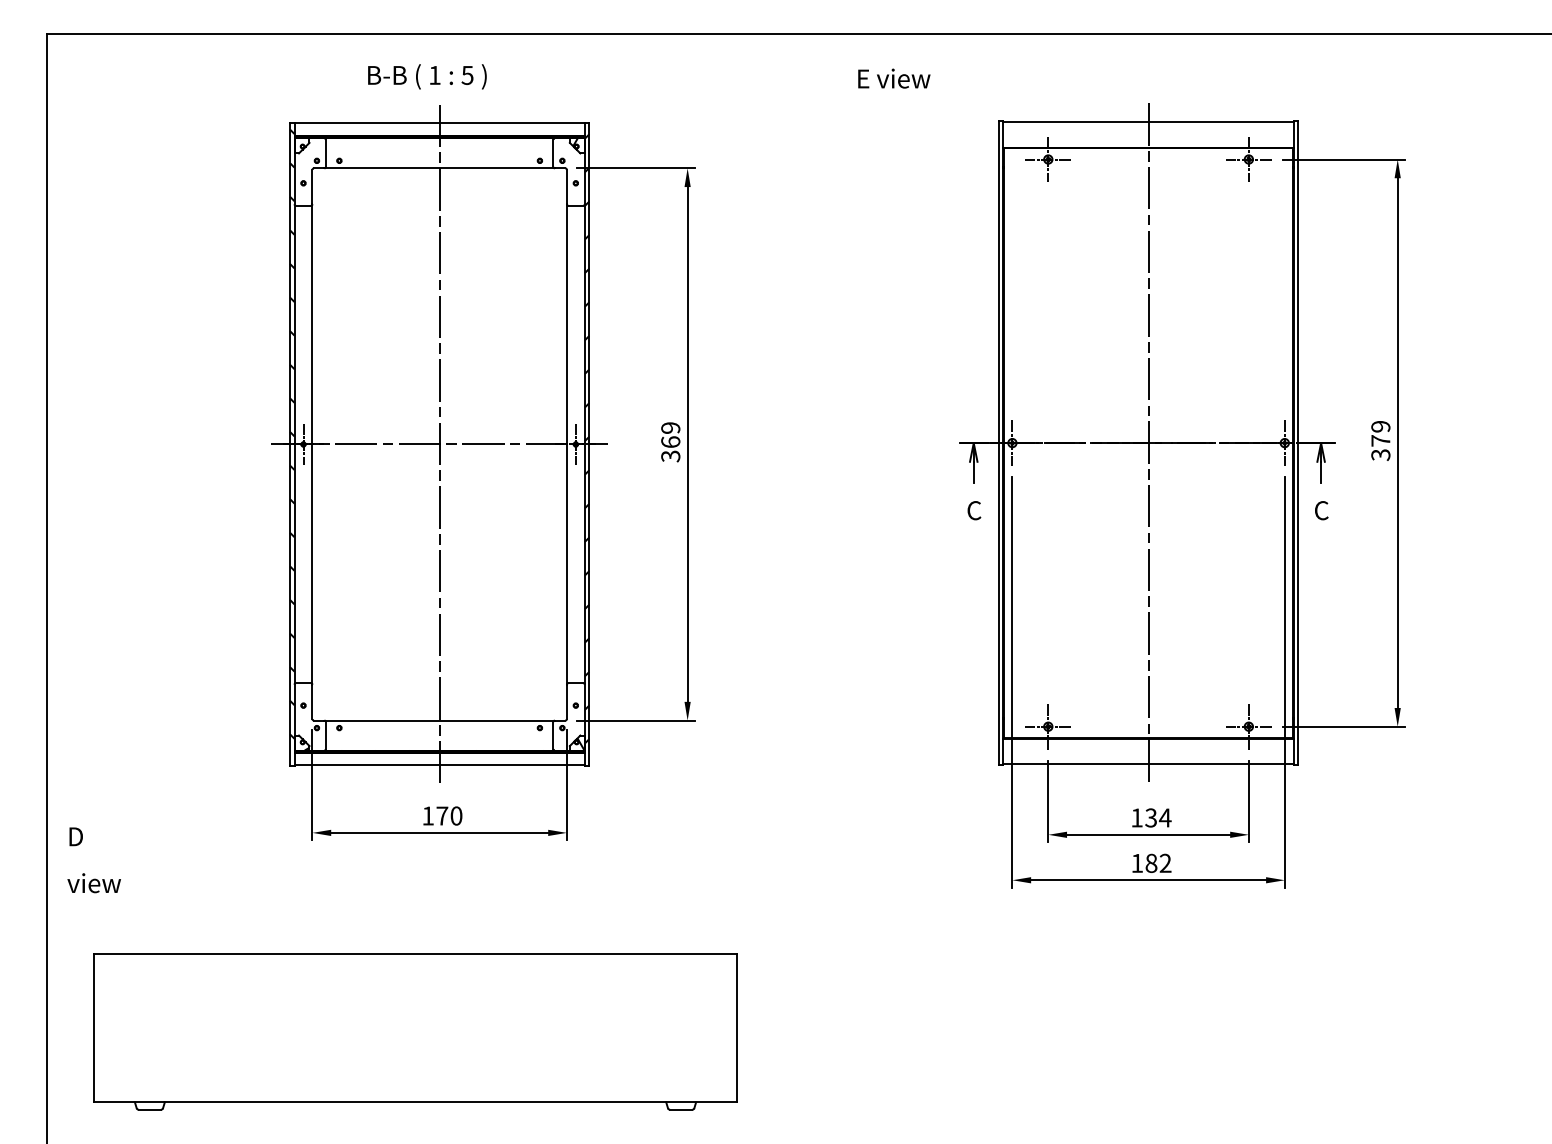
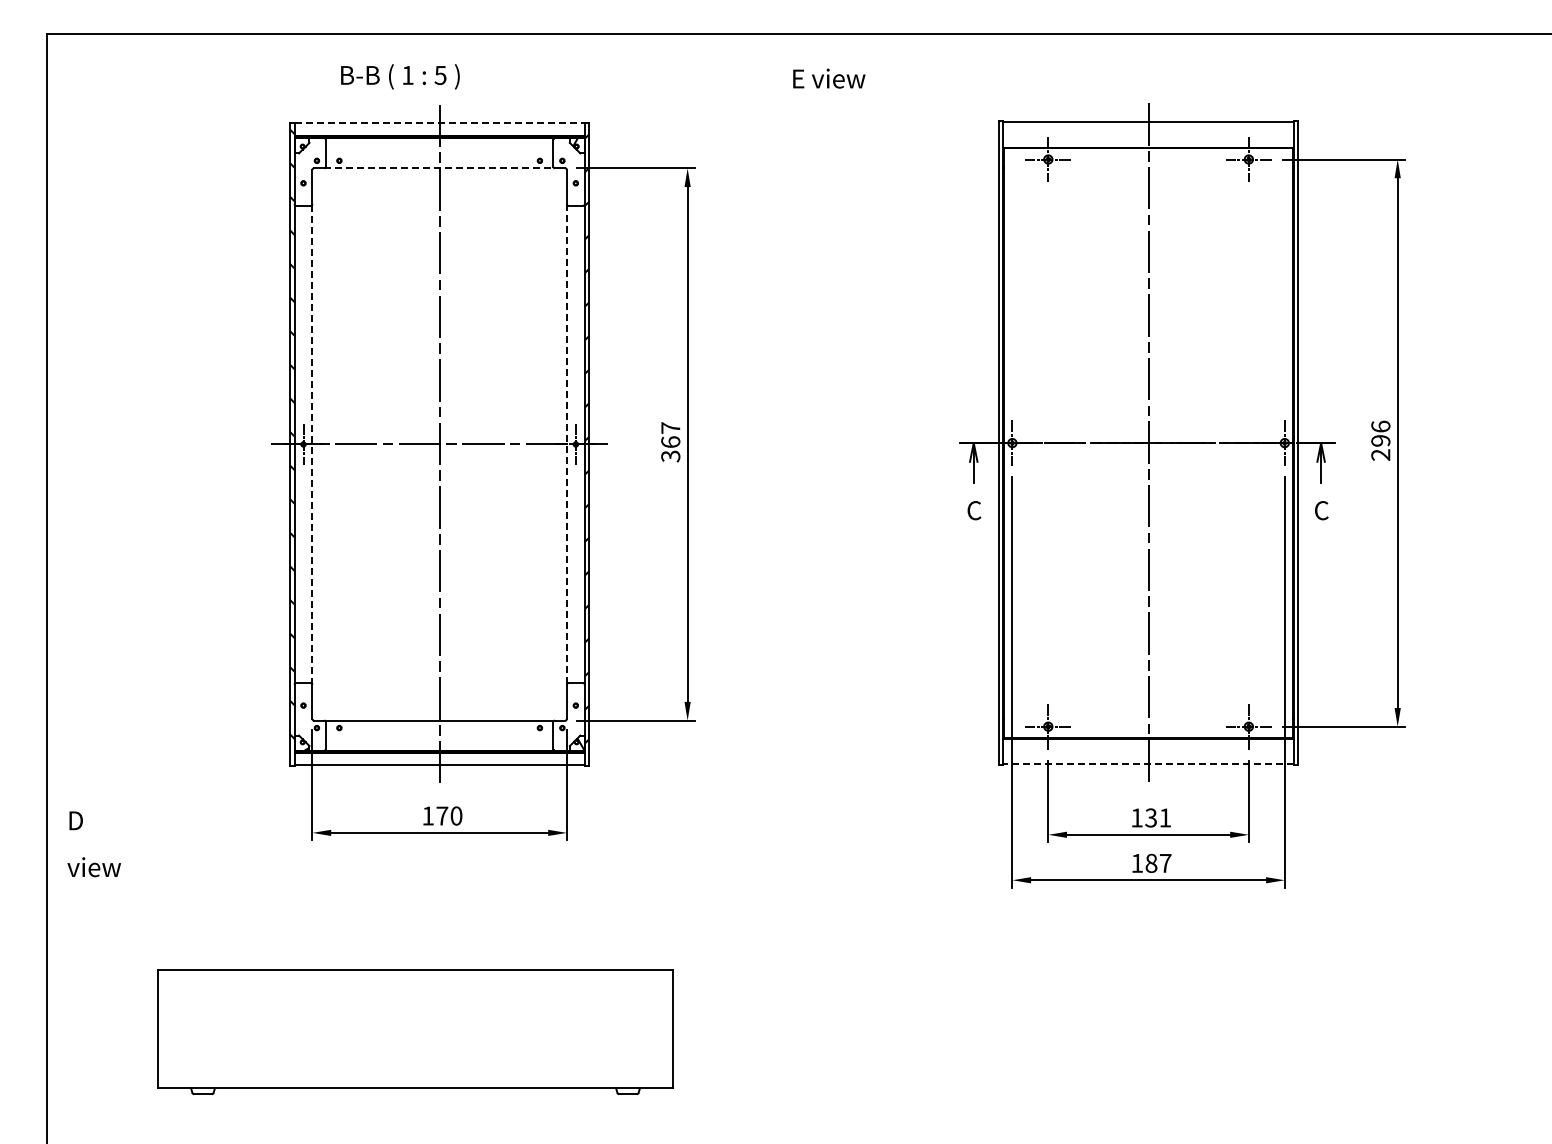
text position: (427, 76) -> (400, 76) (400, 76)
text position: (894, 78) -> (829, 78) (829, 78)
line: solid -> dashed (440, 123)
line: solid -> dashed (440, 168)
text: 369 -> 367 (670, 427)
text: 379 -> 296 (1380, 440)
line: solid -> dashed (312, 443)
line: solid -> dashed (566, 444)
line: solid -> dashed (1148, 764)
text: 134 -> 131 (1164, 817)
text position: (93, 860) -> (93, 844) (93, 844)
text: 182 -> 187 (1165, 862)
part size: 645x158 px -> 517x127 px (415, 1032)
